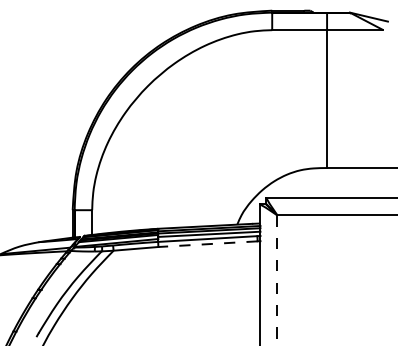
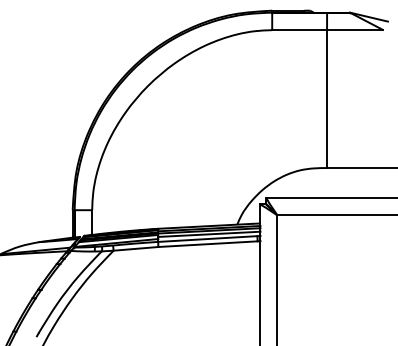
line: dashed -> solid (208, 244)
line: dashed -> solid (277, 280)
